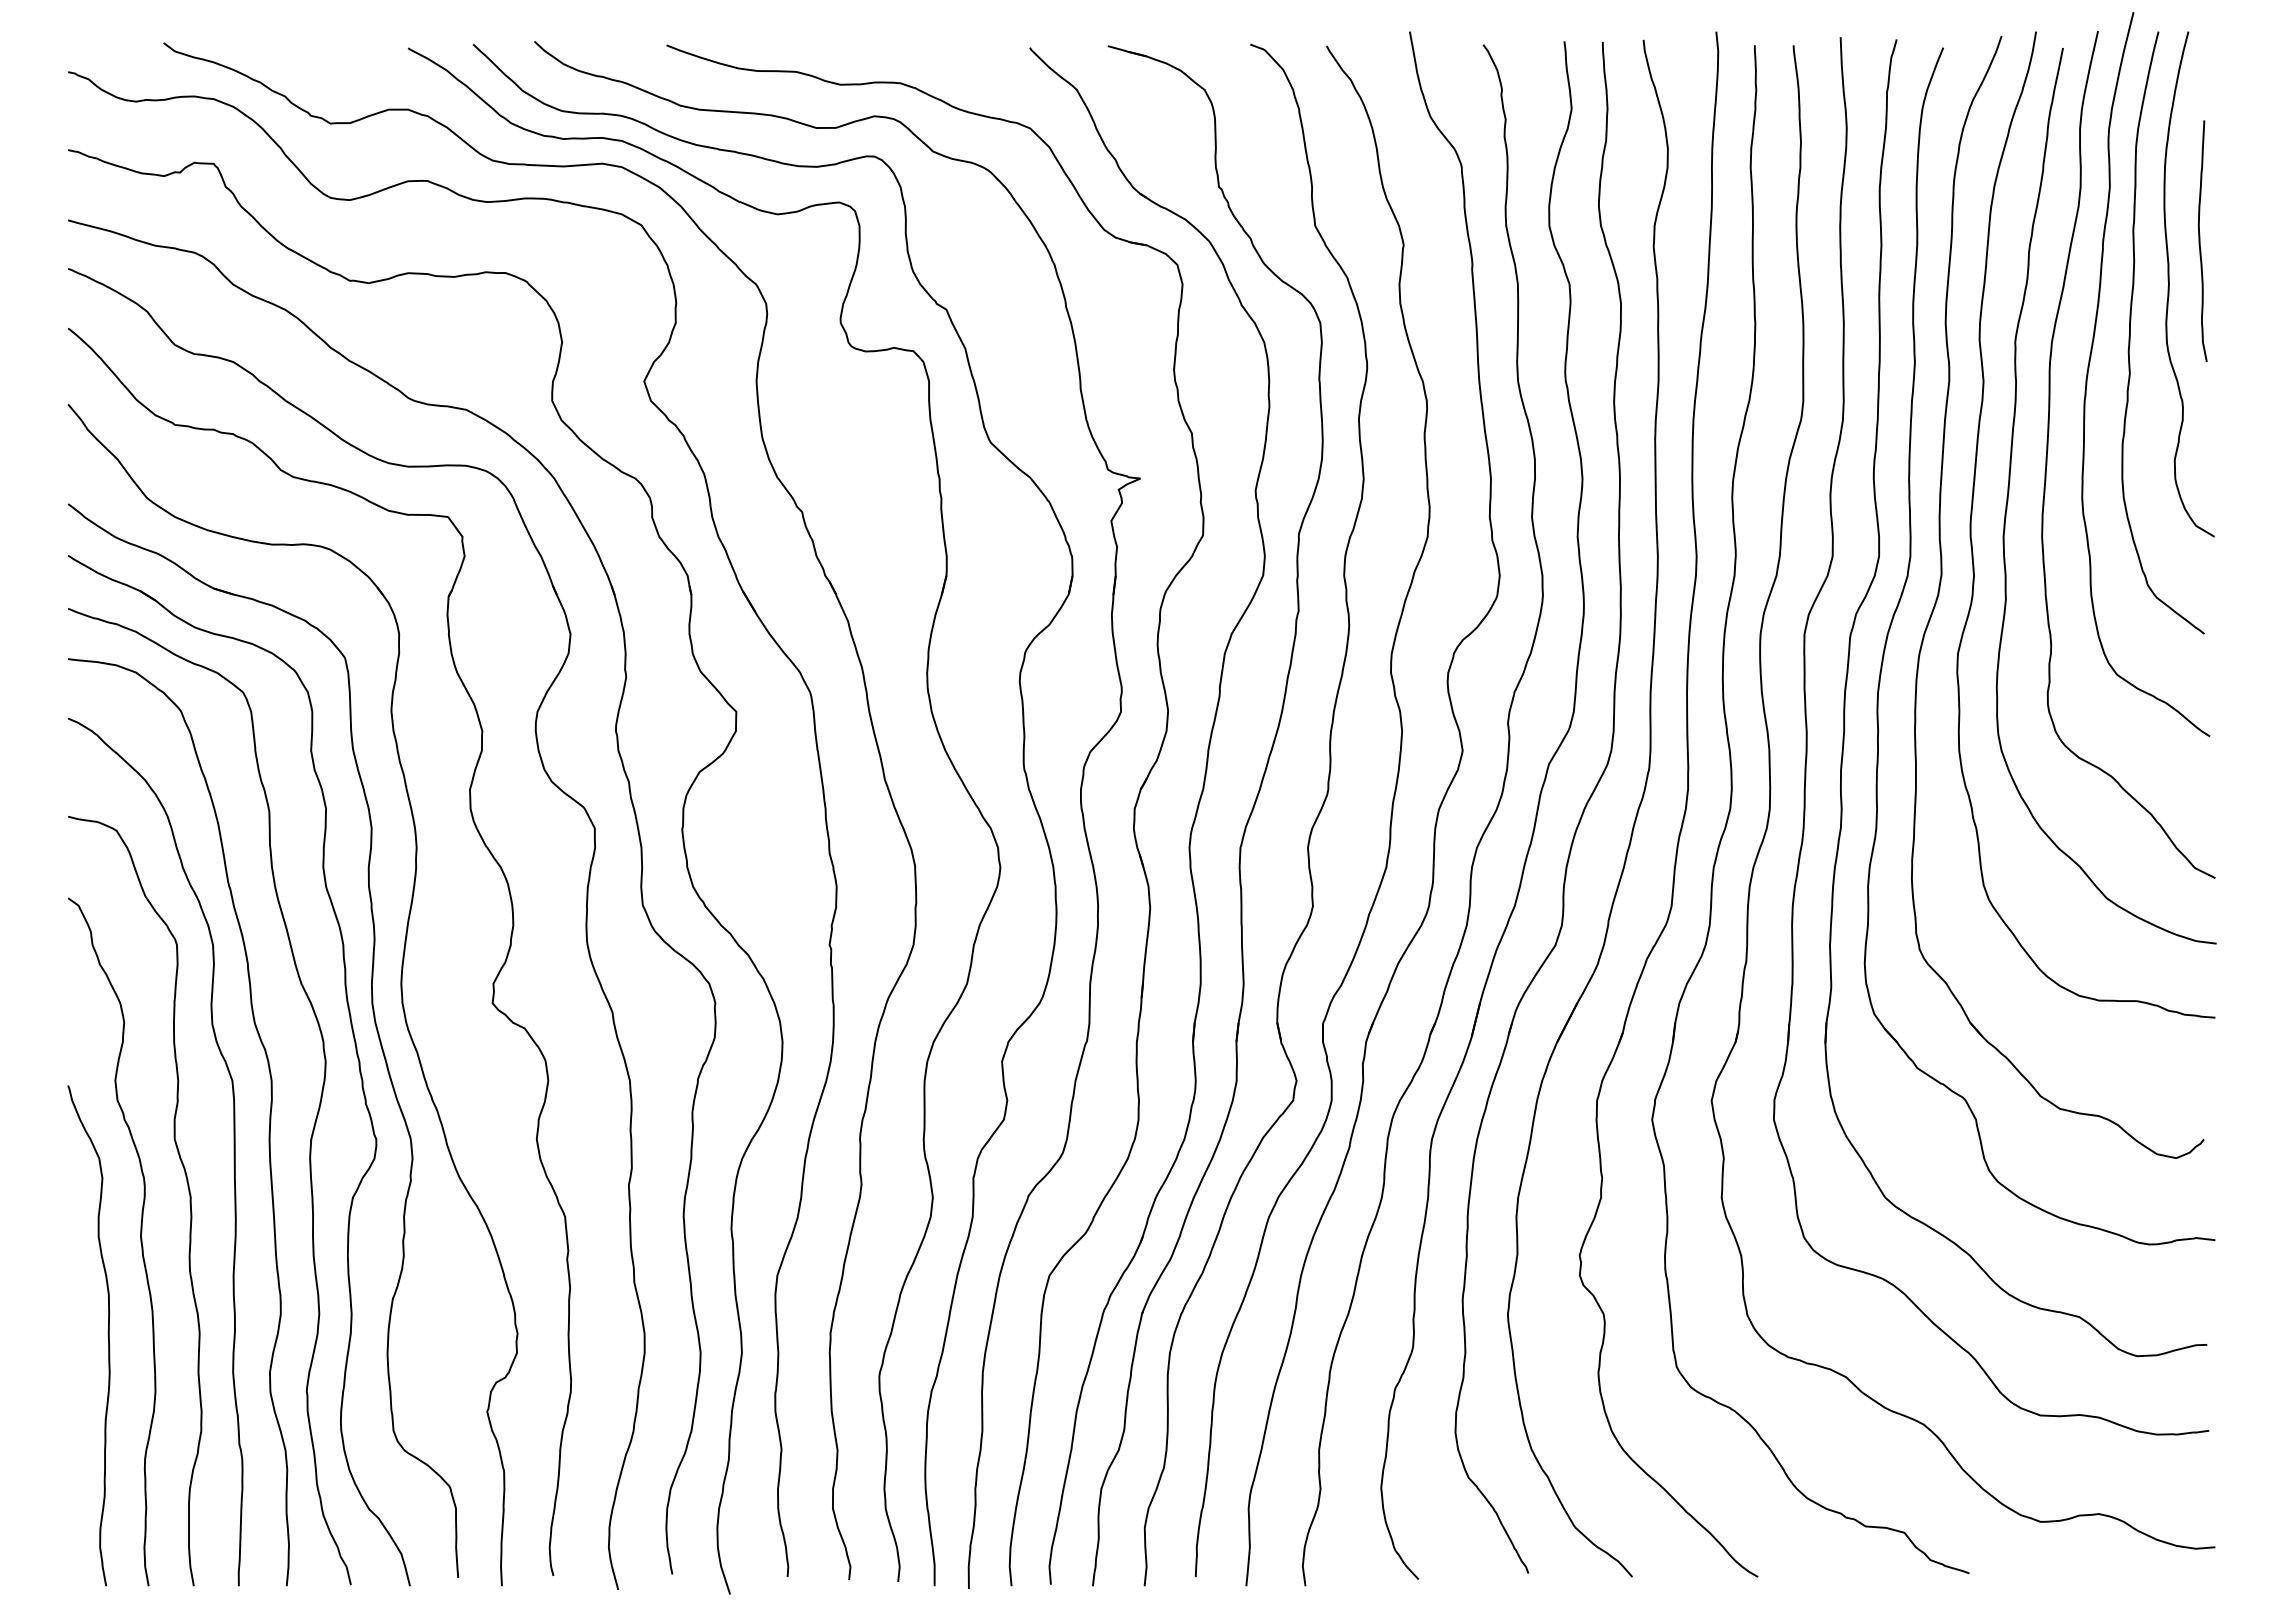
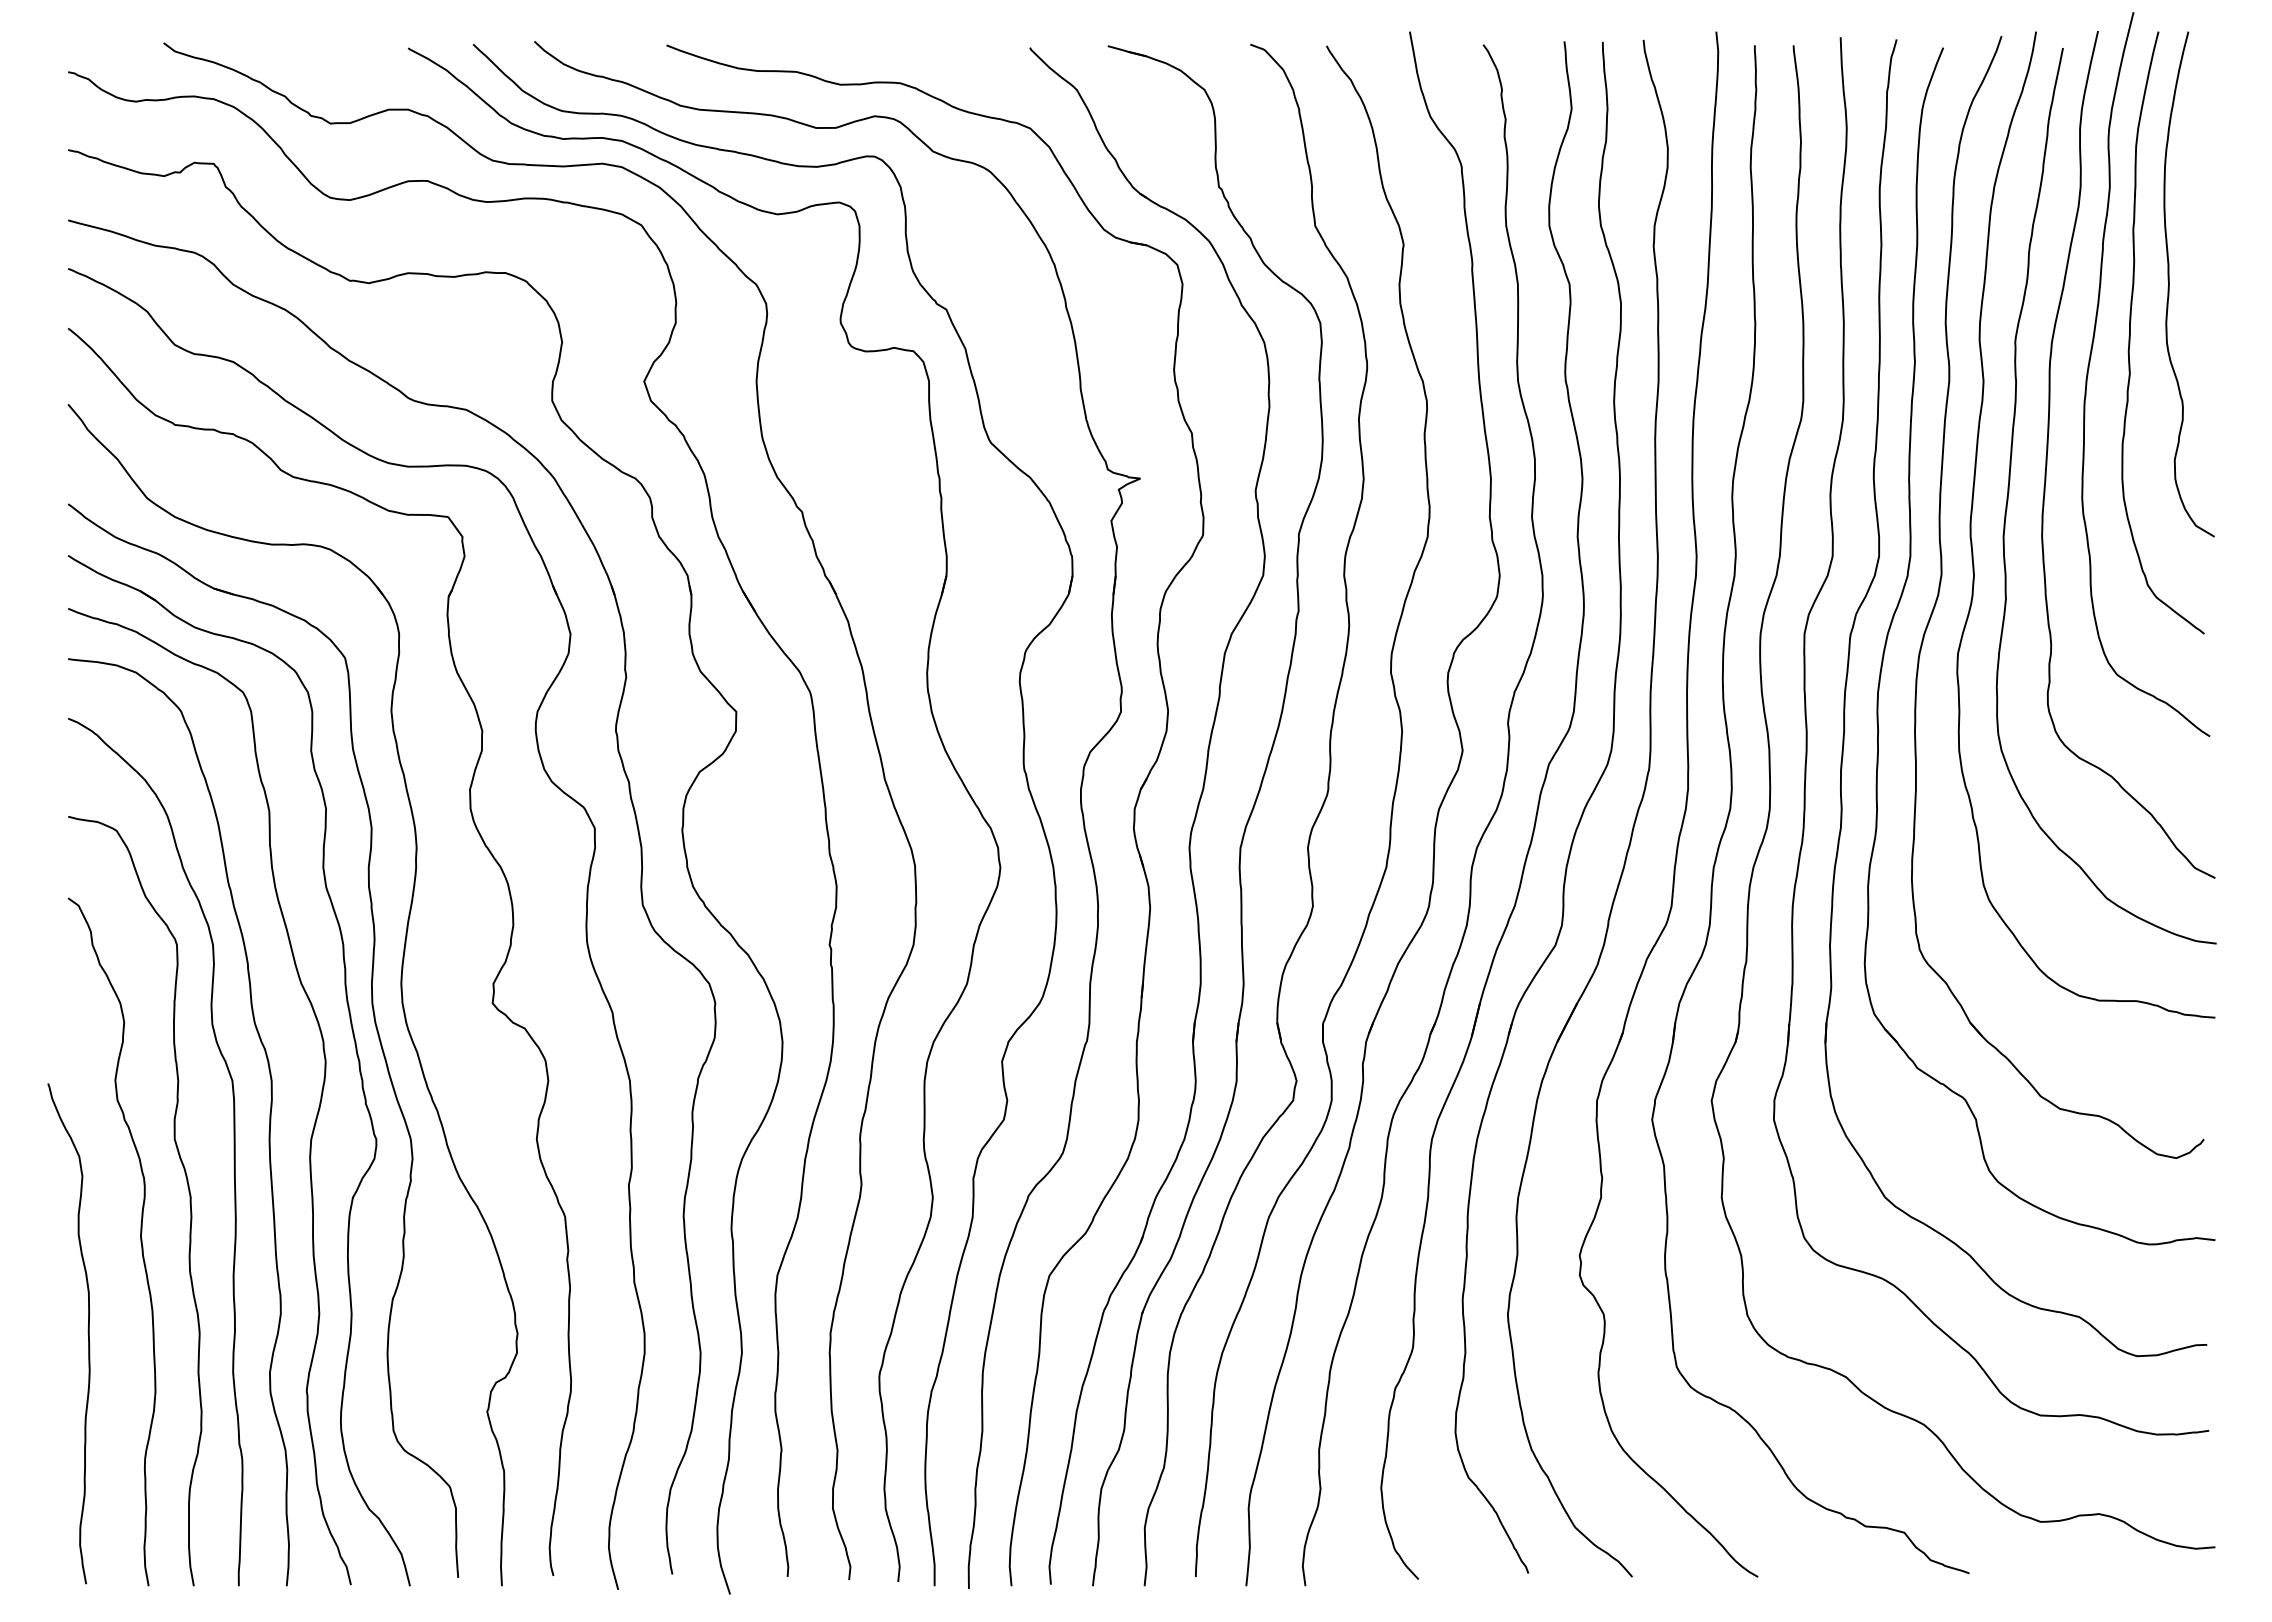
curve: present -> none (2200, 240)
curve position: (107, 1335) -> (87, 1333) (87, 1333)
